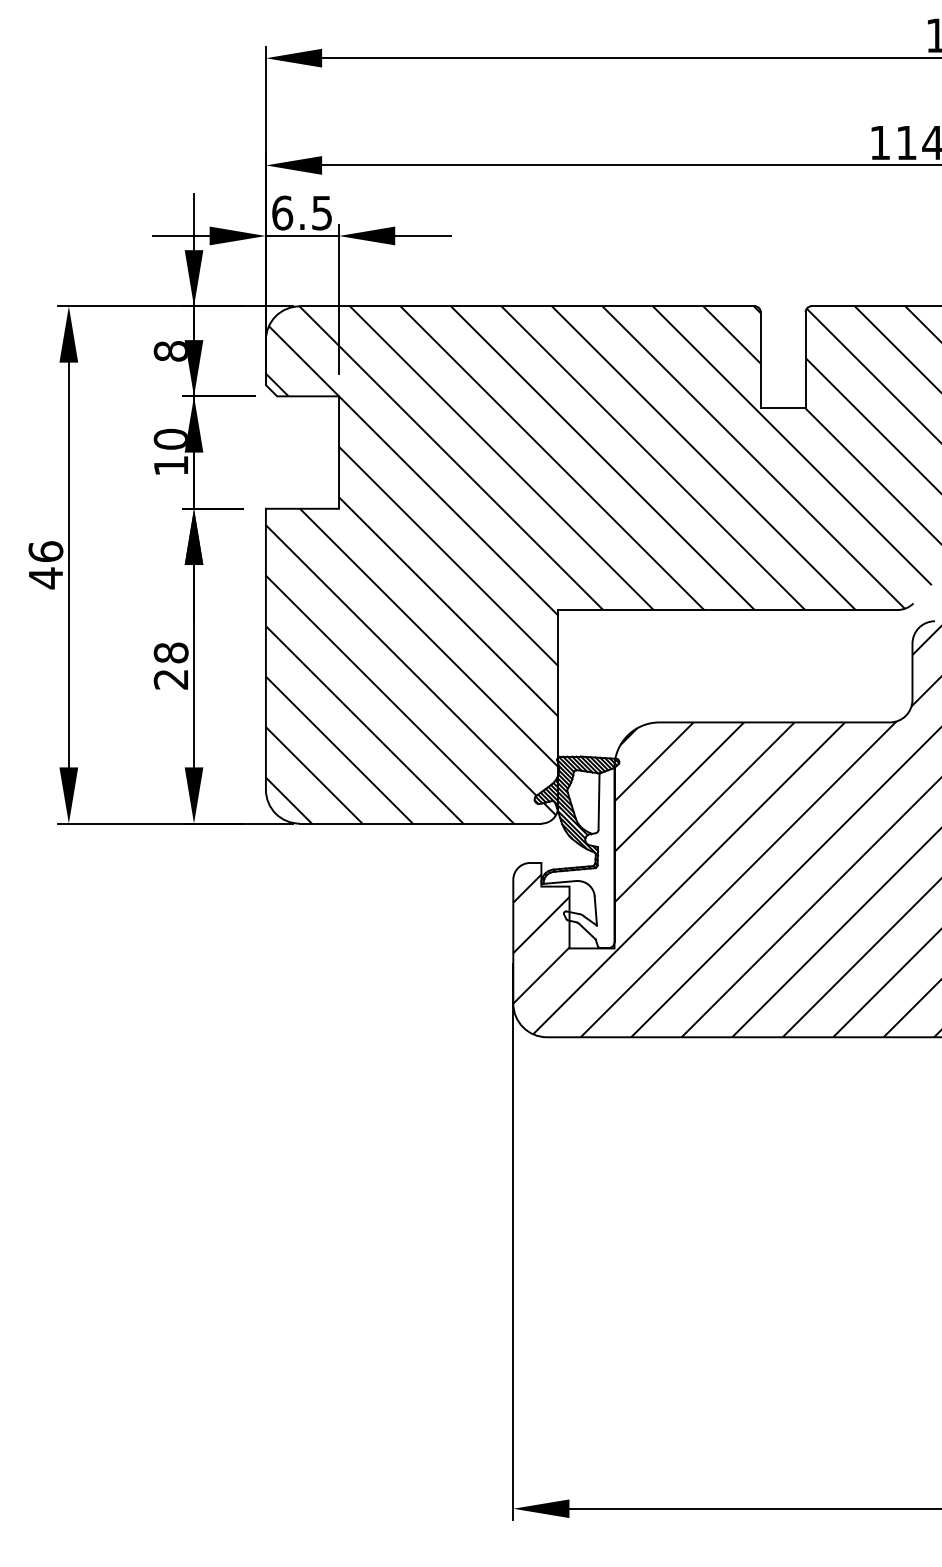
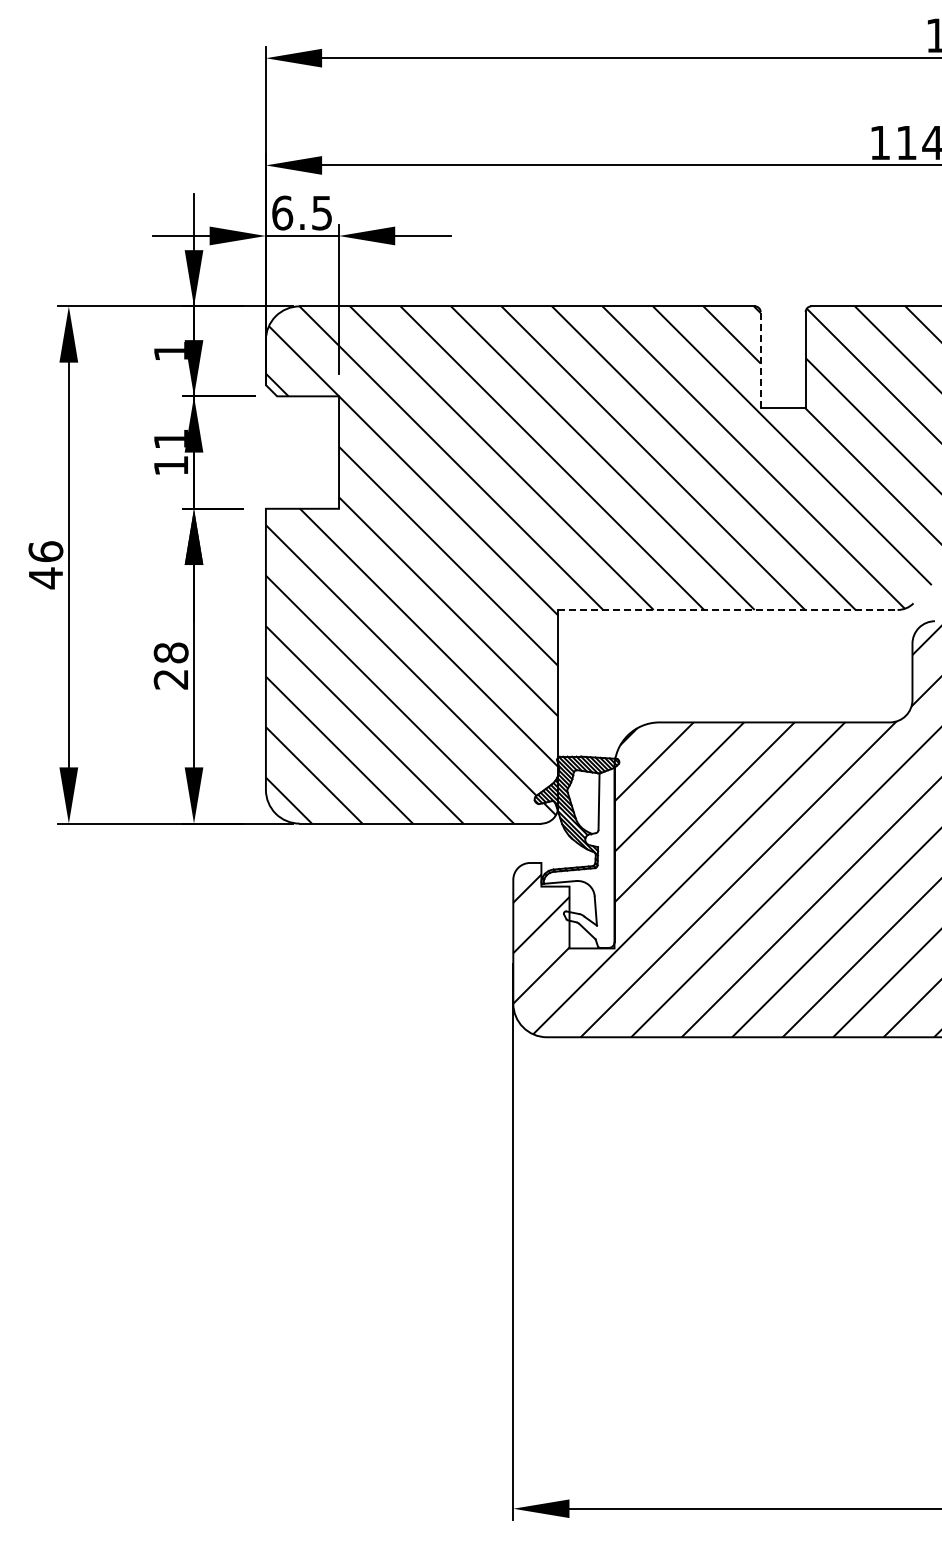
text: 8 -> 1 (170, 351)
line: solid -> dashed (760, 359)
text: 10 -> 11 (170, 438)
line: solid -> dashed (727, 609)
